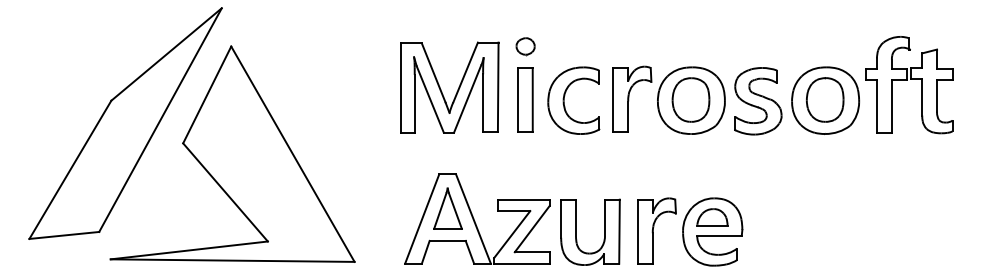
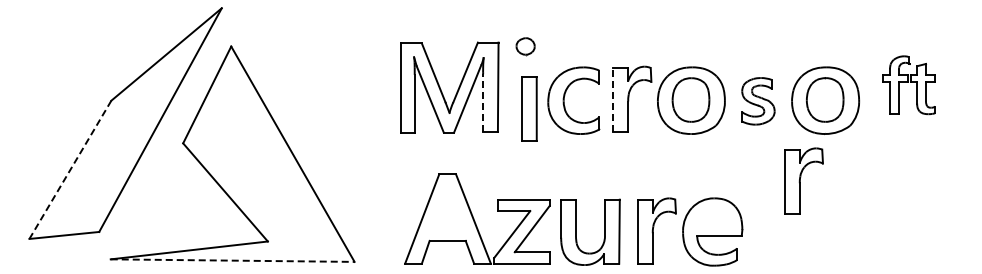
part size: 89x99 px -> 54x61 px (908, 85)
part position: (525, 99) -> (529, 108) (529, 108)
line: solid -> dashed (613, 99)
part size: 49x69 px -> 35x49 px (758, 101)
line: solid -> dashed (483, 103)
line: solid -> dashed (70, 170)
part: none -> present (803, 180)
part: present -> none (447, 208)
part: present -> none (712, 217)
line: solid -> dashed (232, 260)
